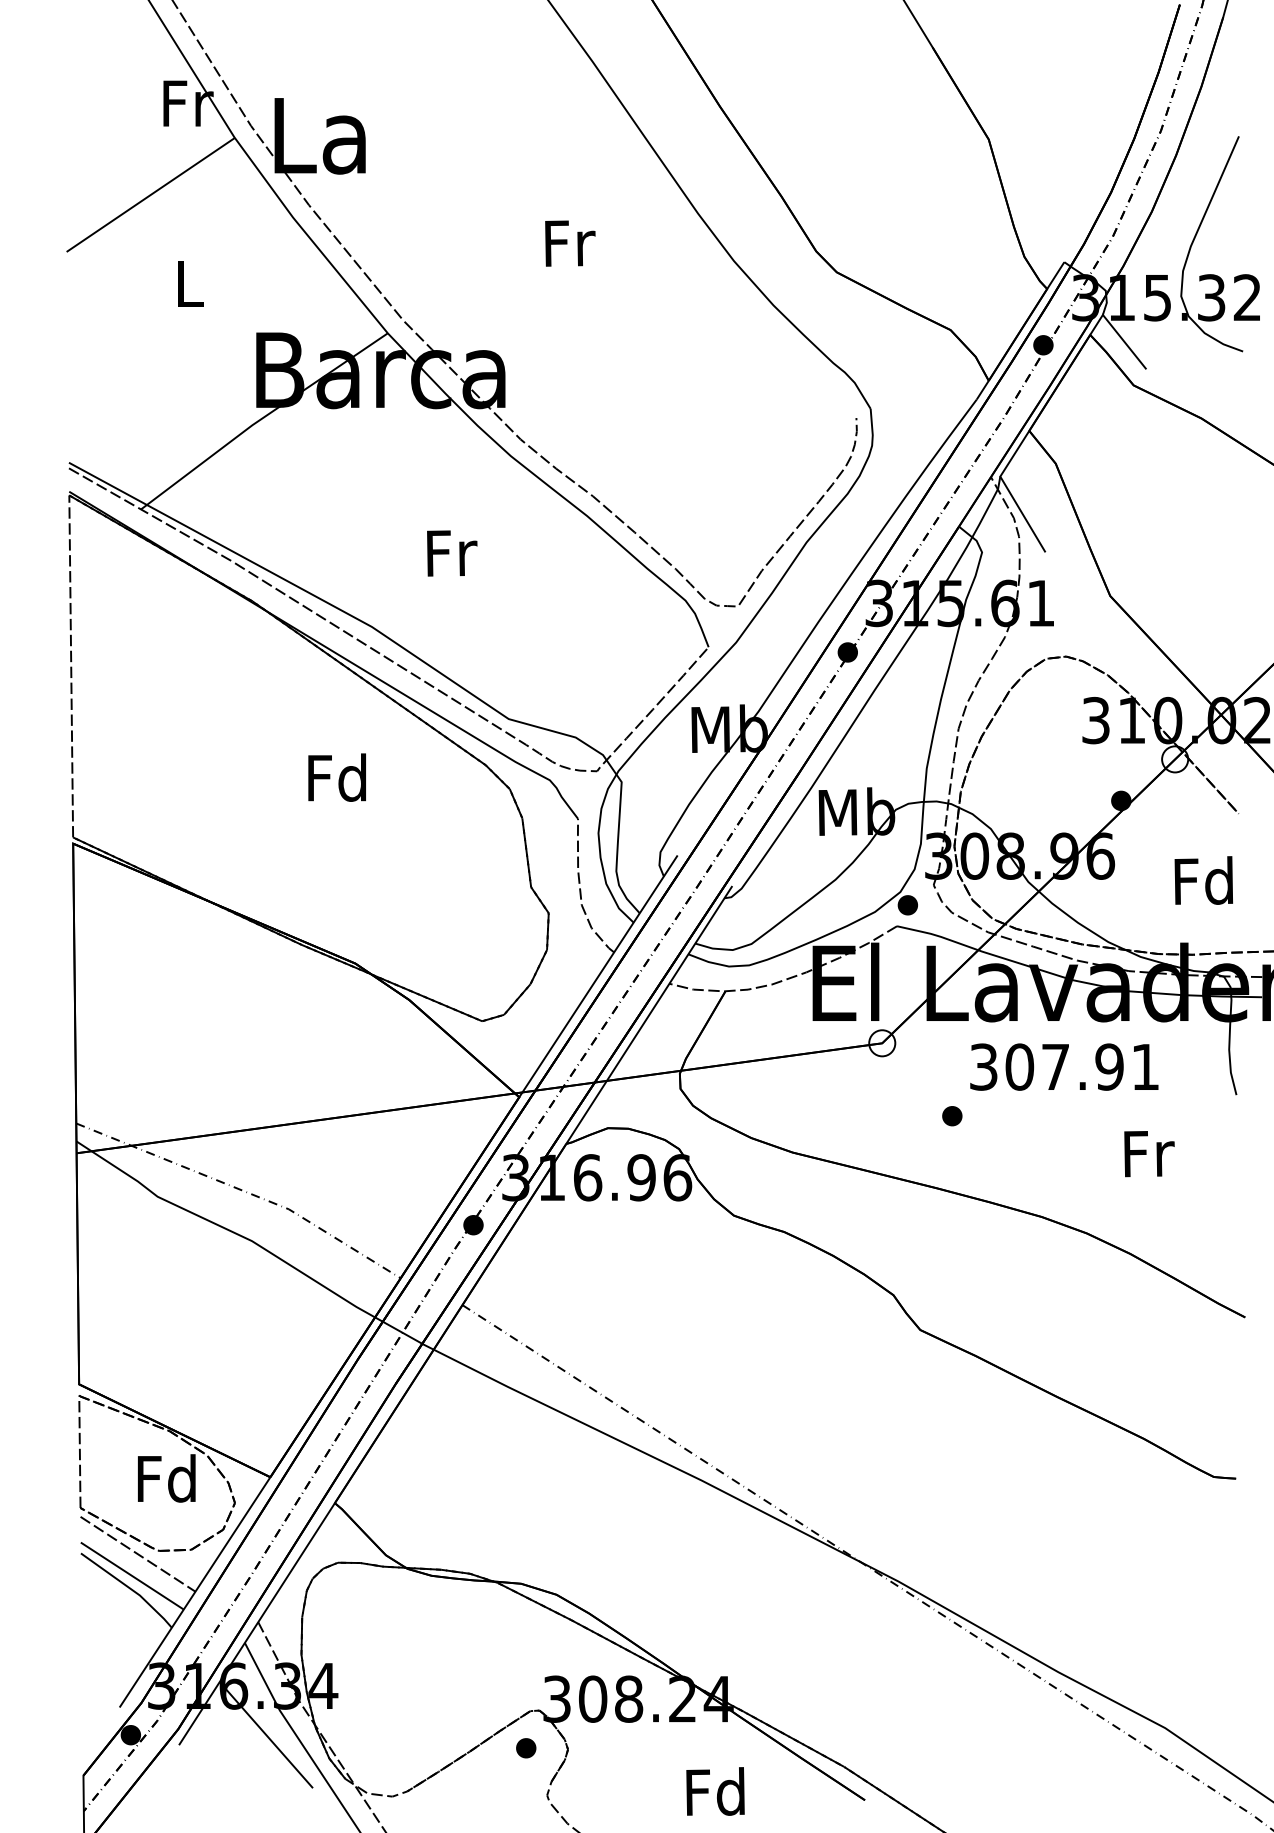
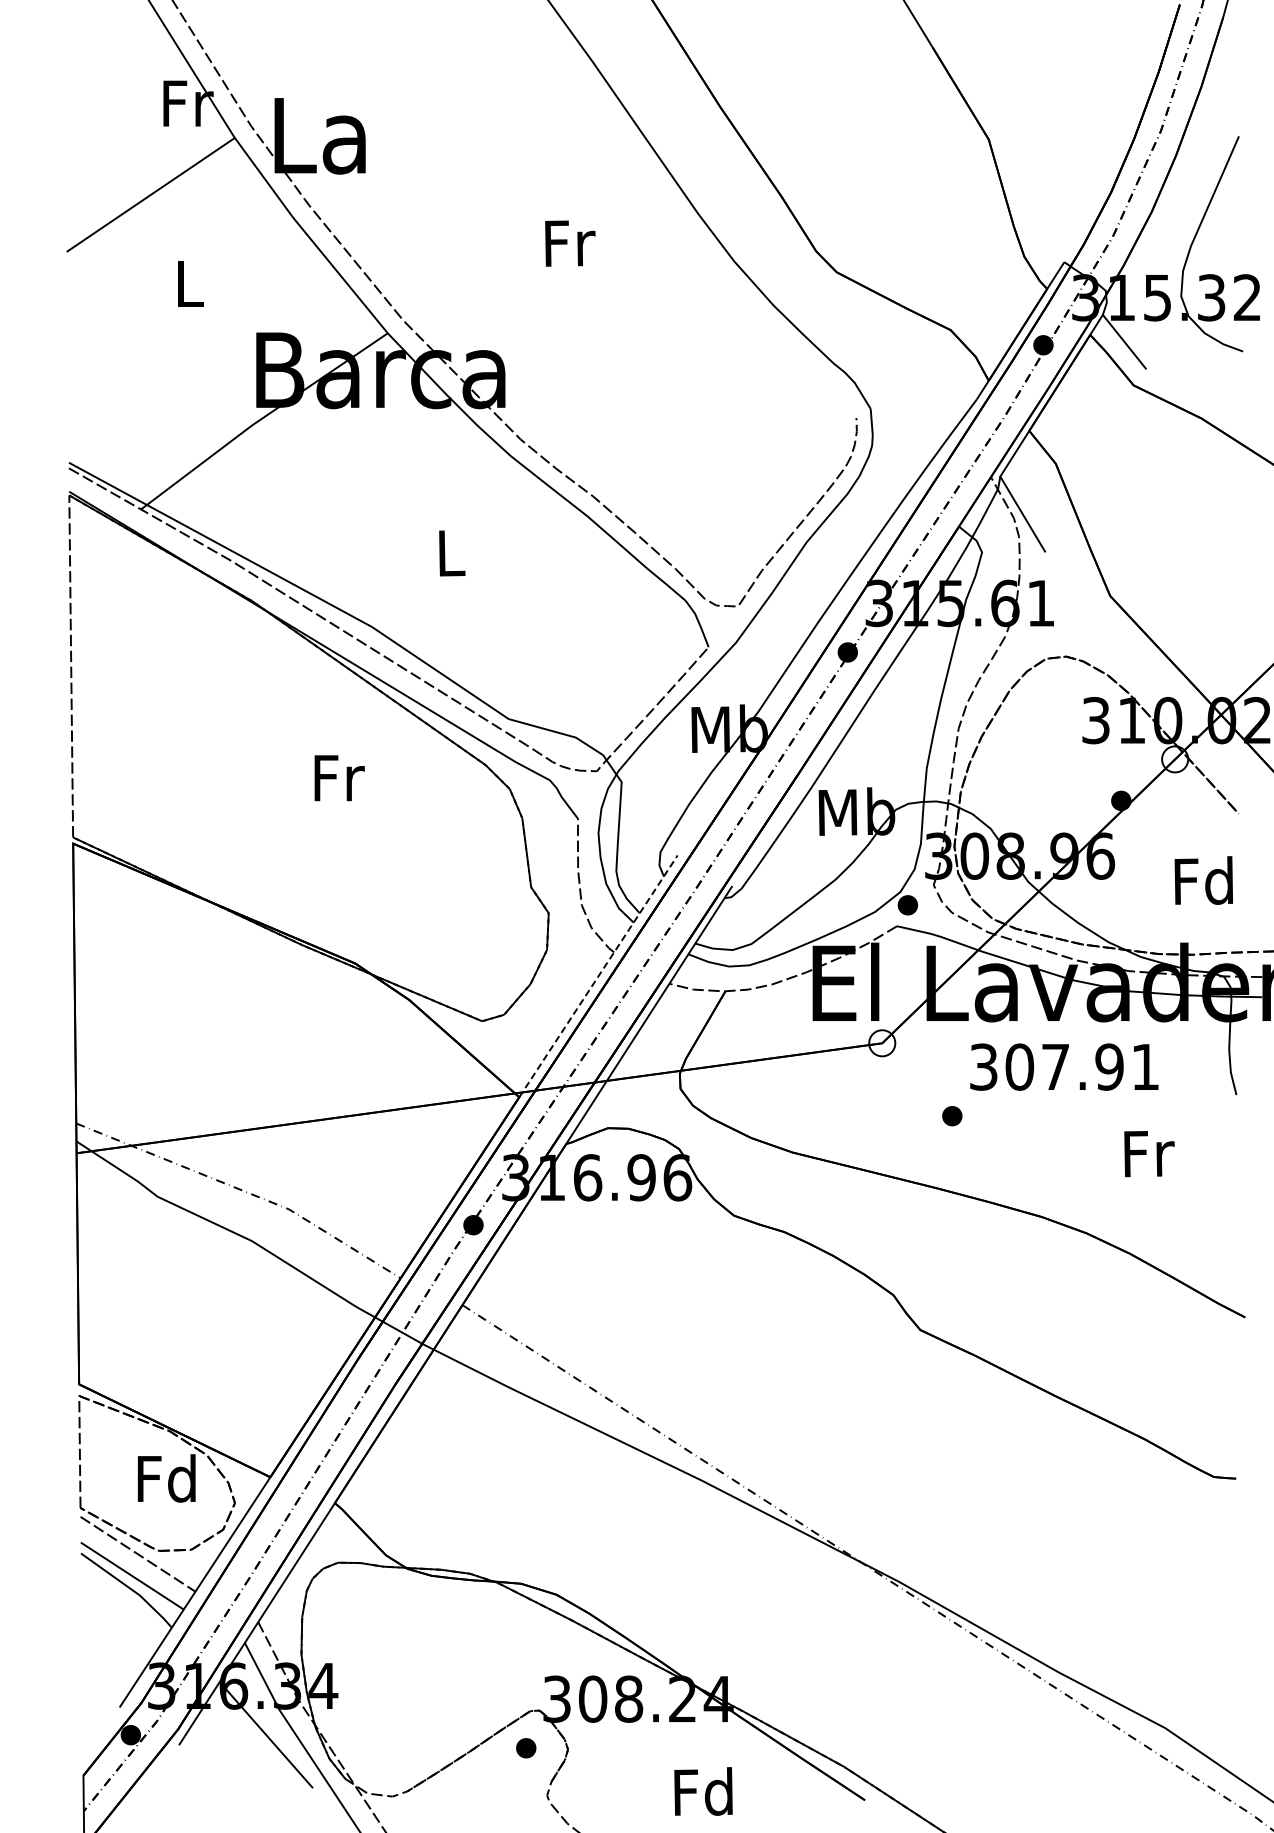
text: Fr -> L (452, 553)
text: Fd -> Fr (336, 777)
line: solid -> dashed (599, 974)
text position: (715, 1791) -> (703, 1791) (703, 1791)
